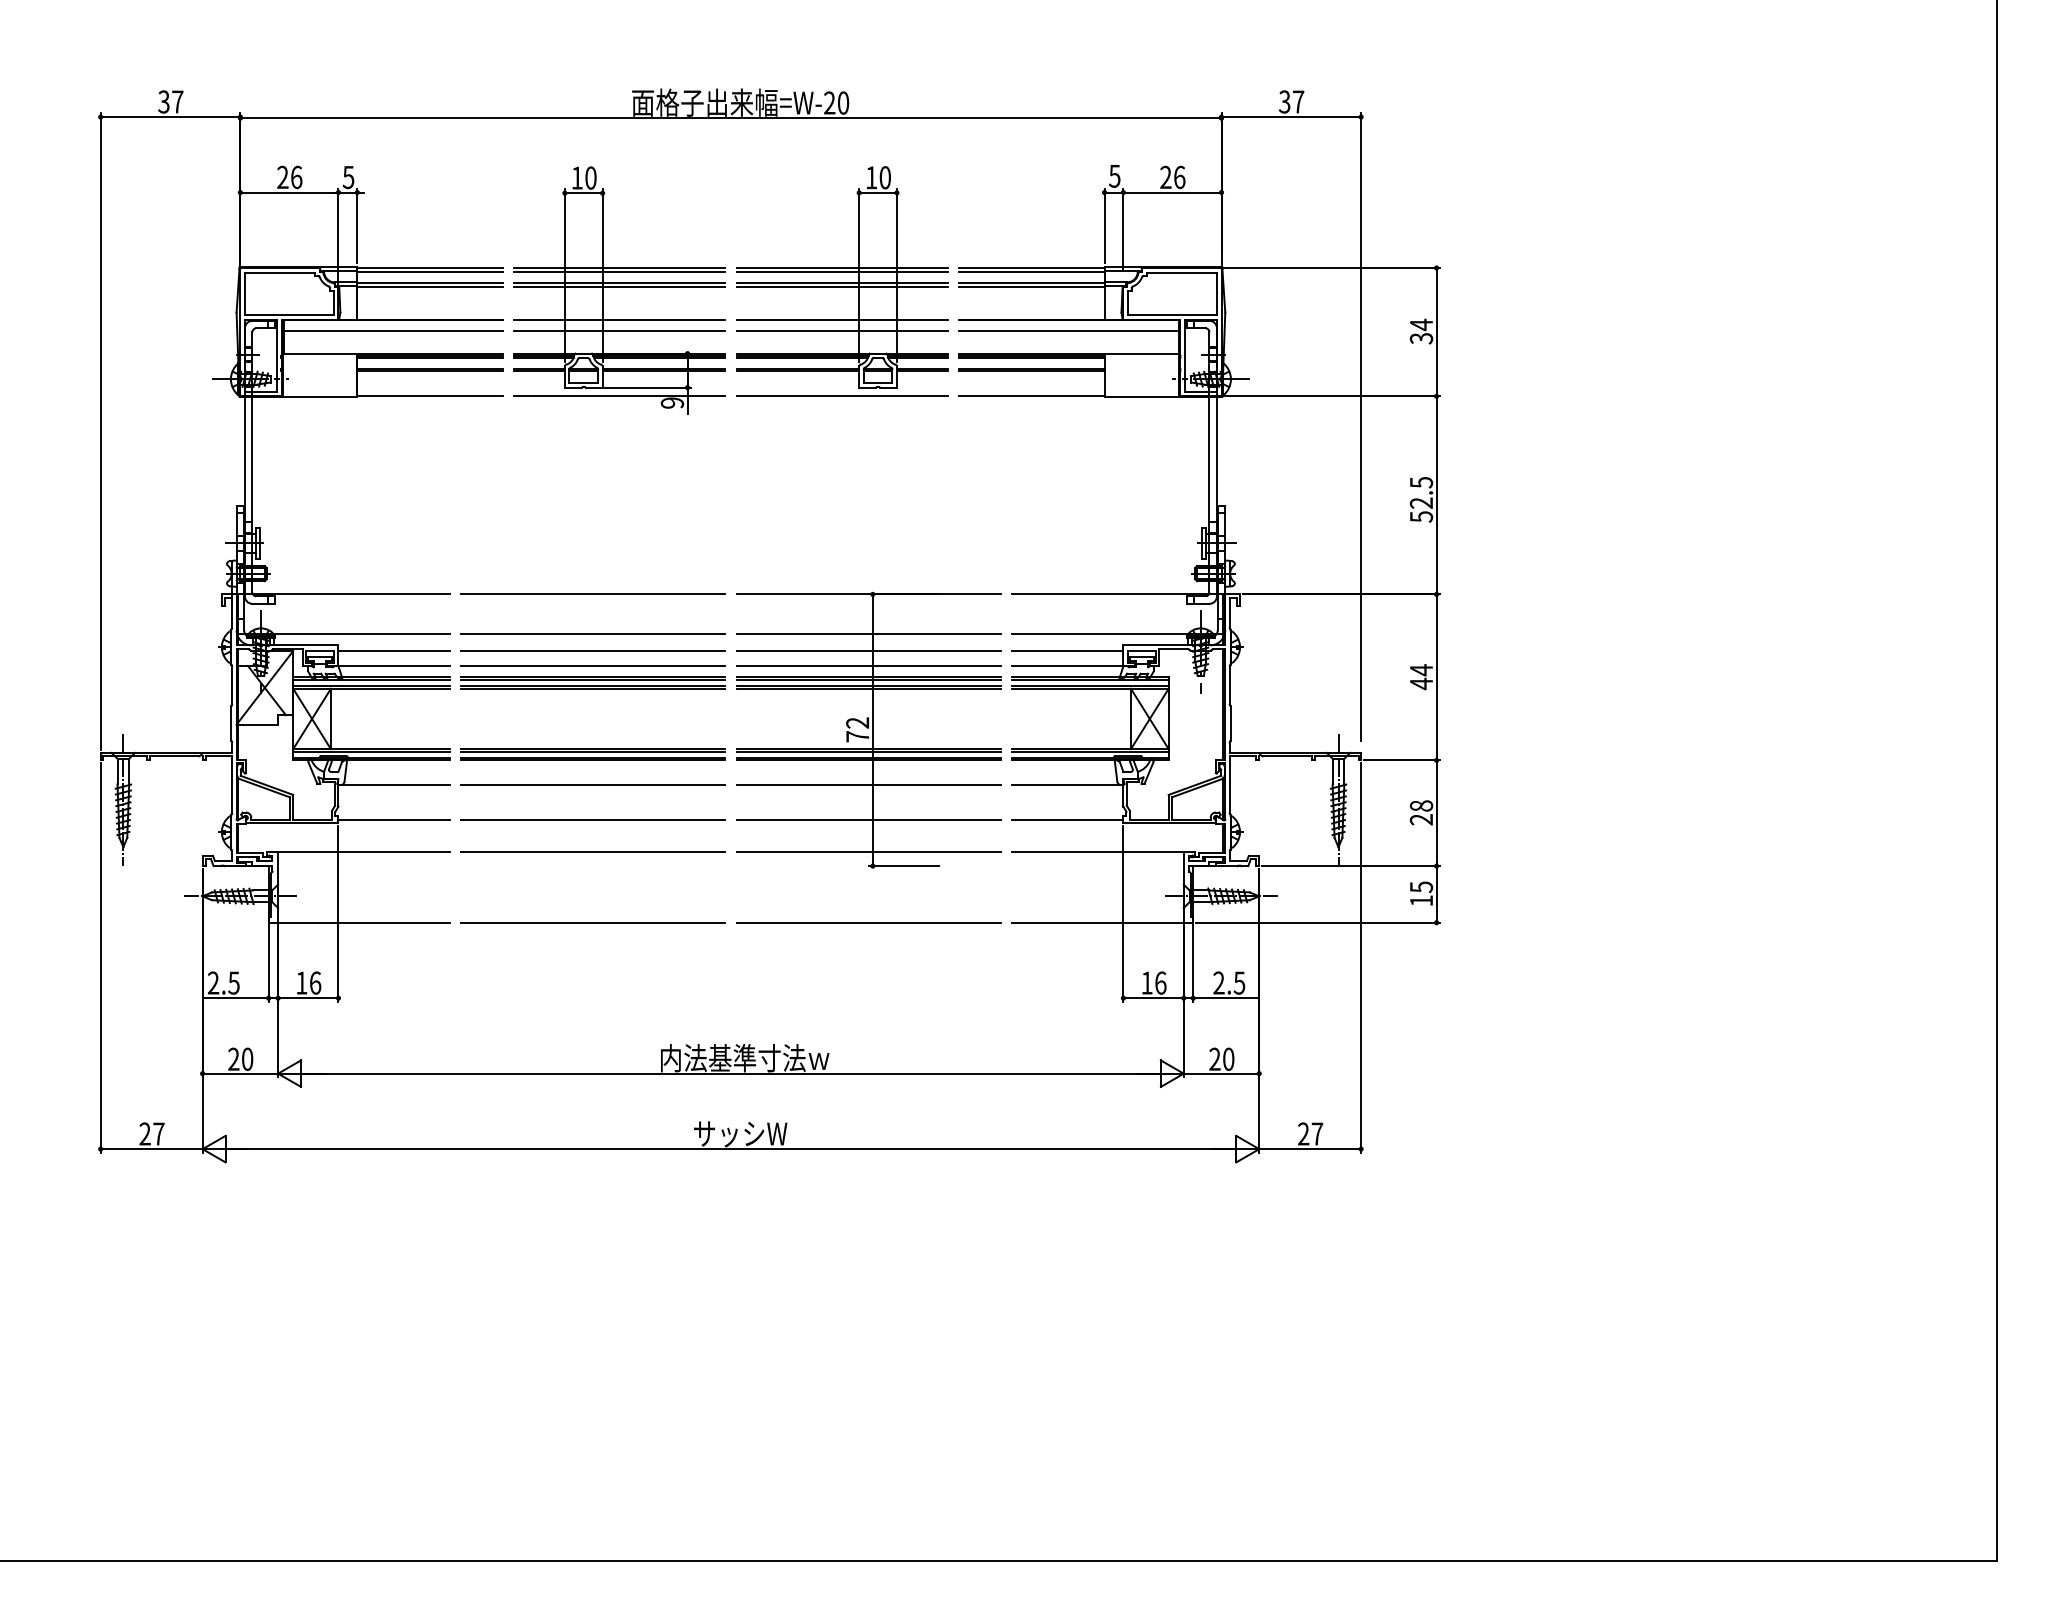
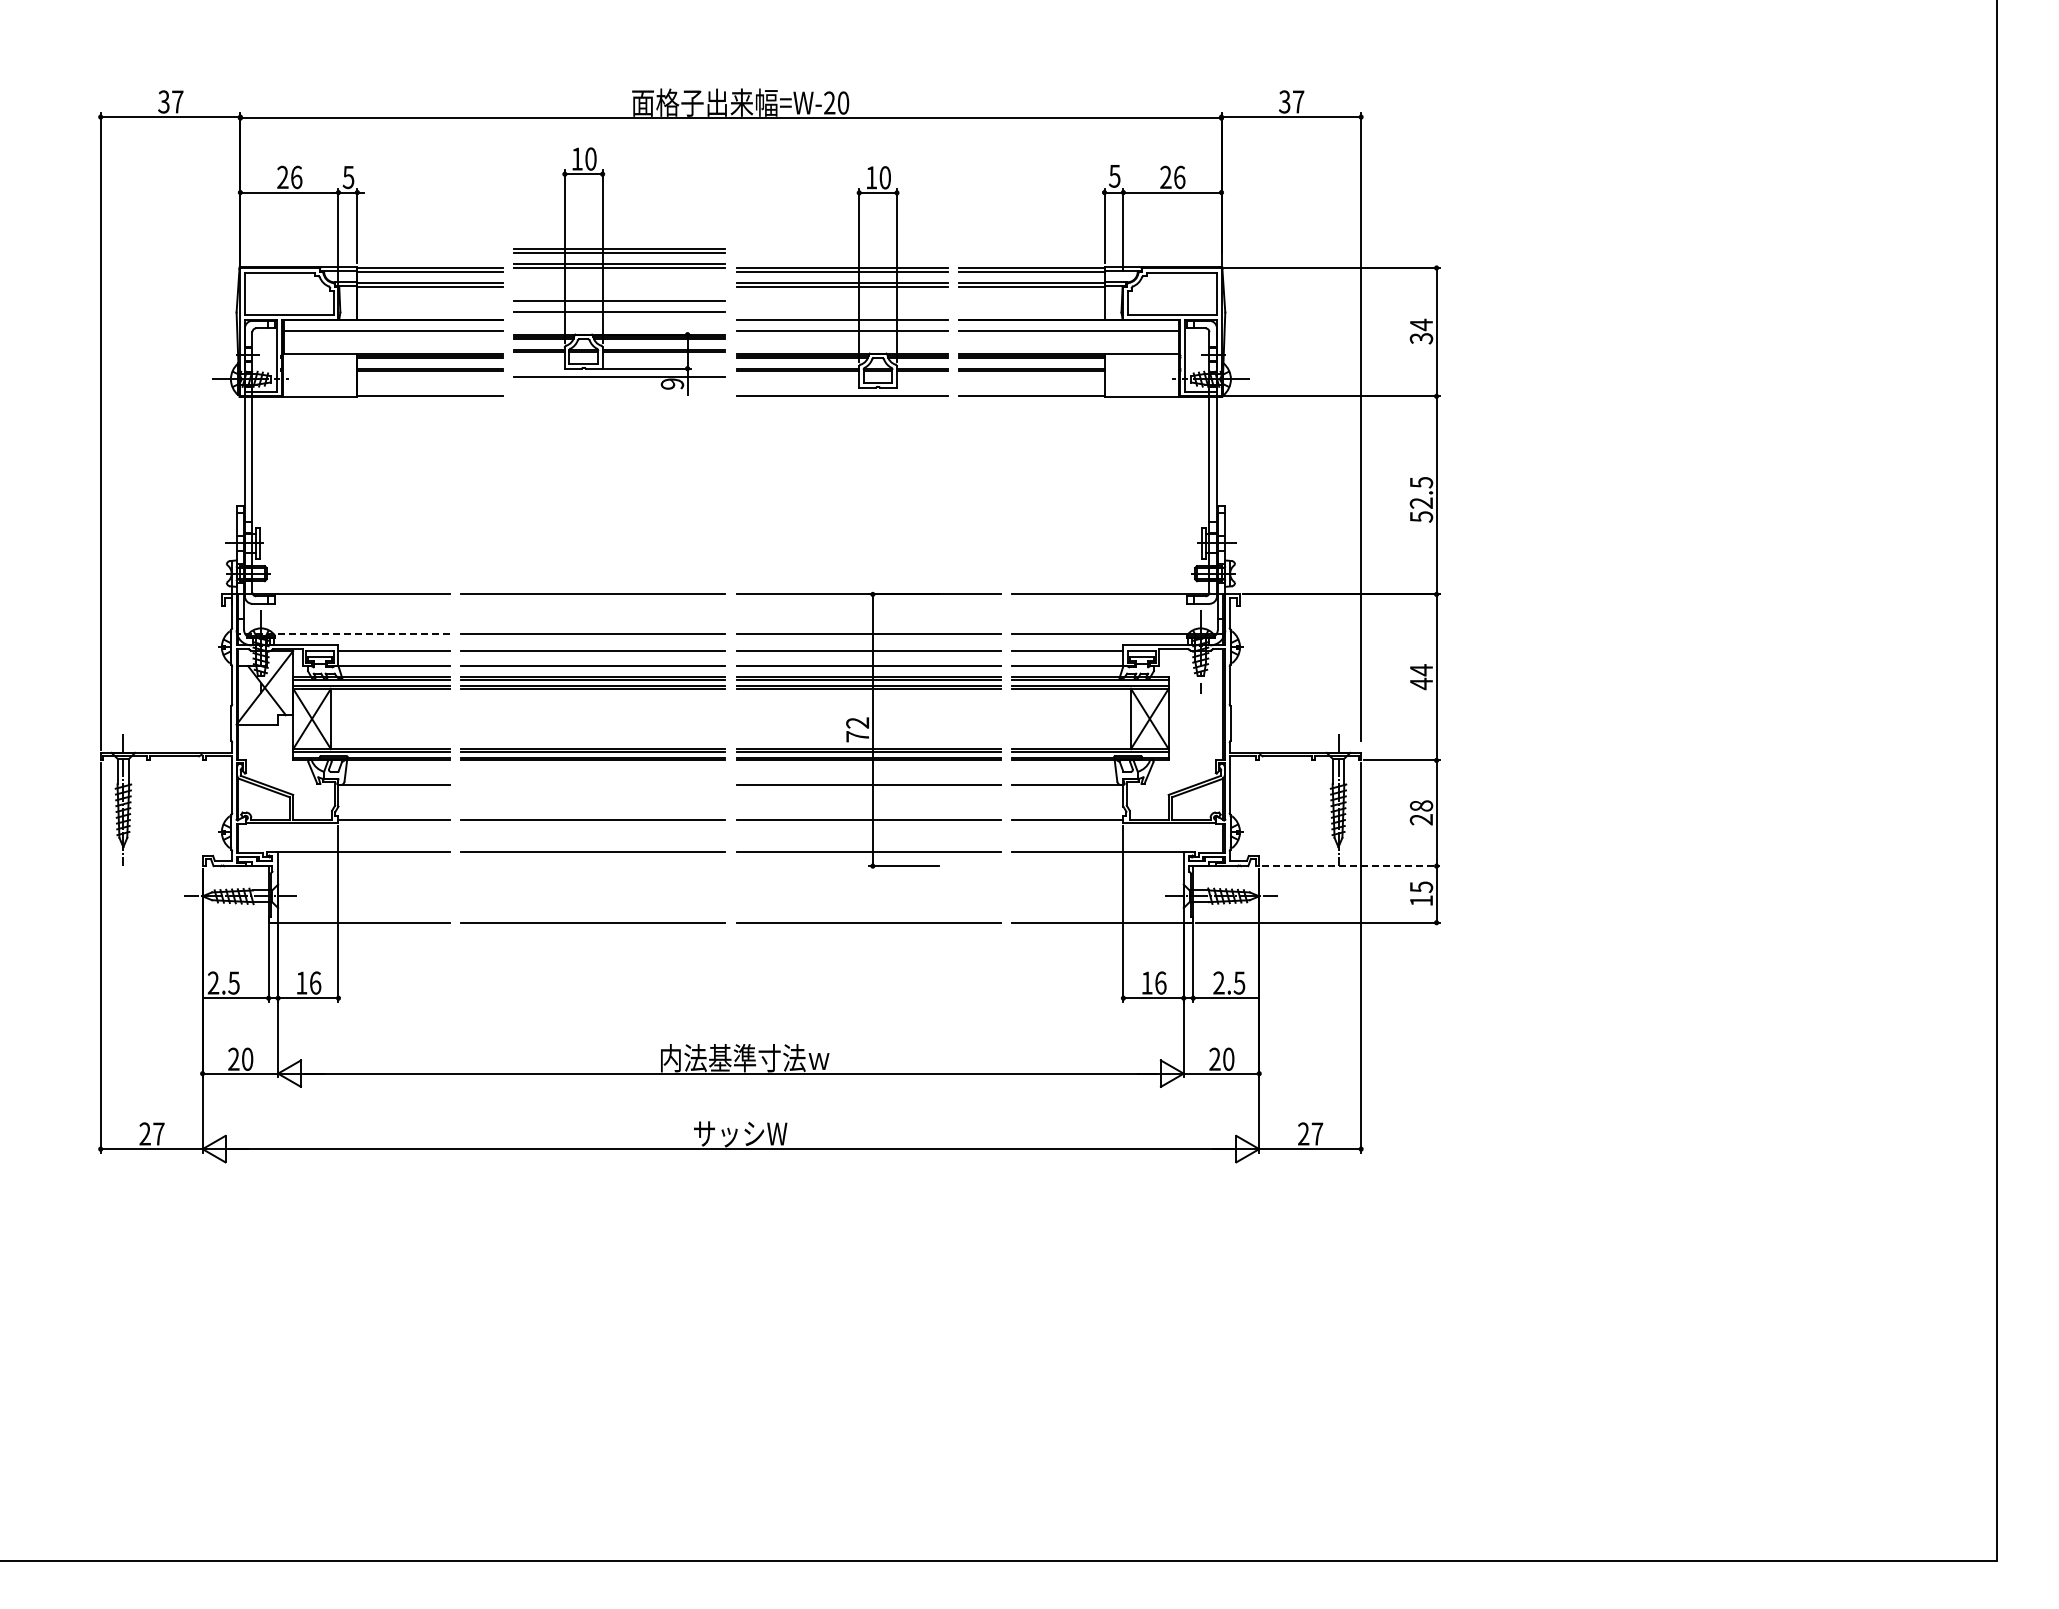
part position: (619, 290) -> (619, 271) (619, 271)
line: solid -> dashed (344, 634)
line: present -> none (593, 785)
line: solid -> dashed (1351, 866)
